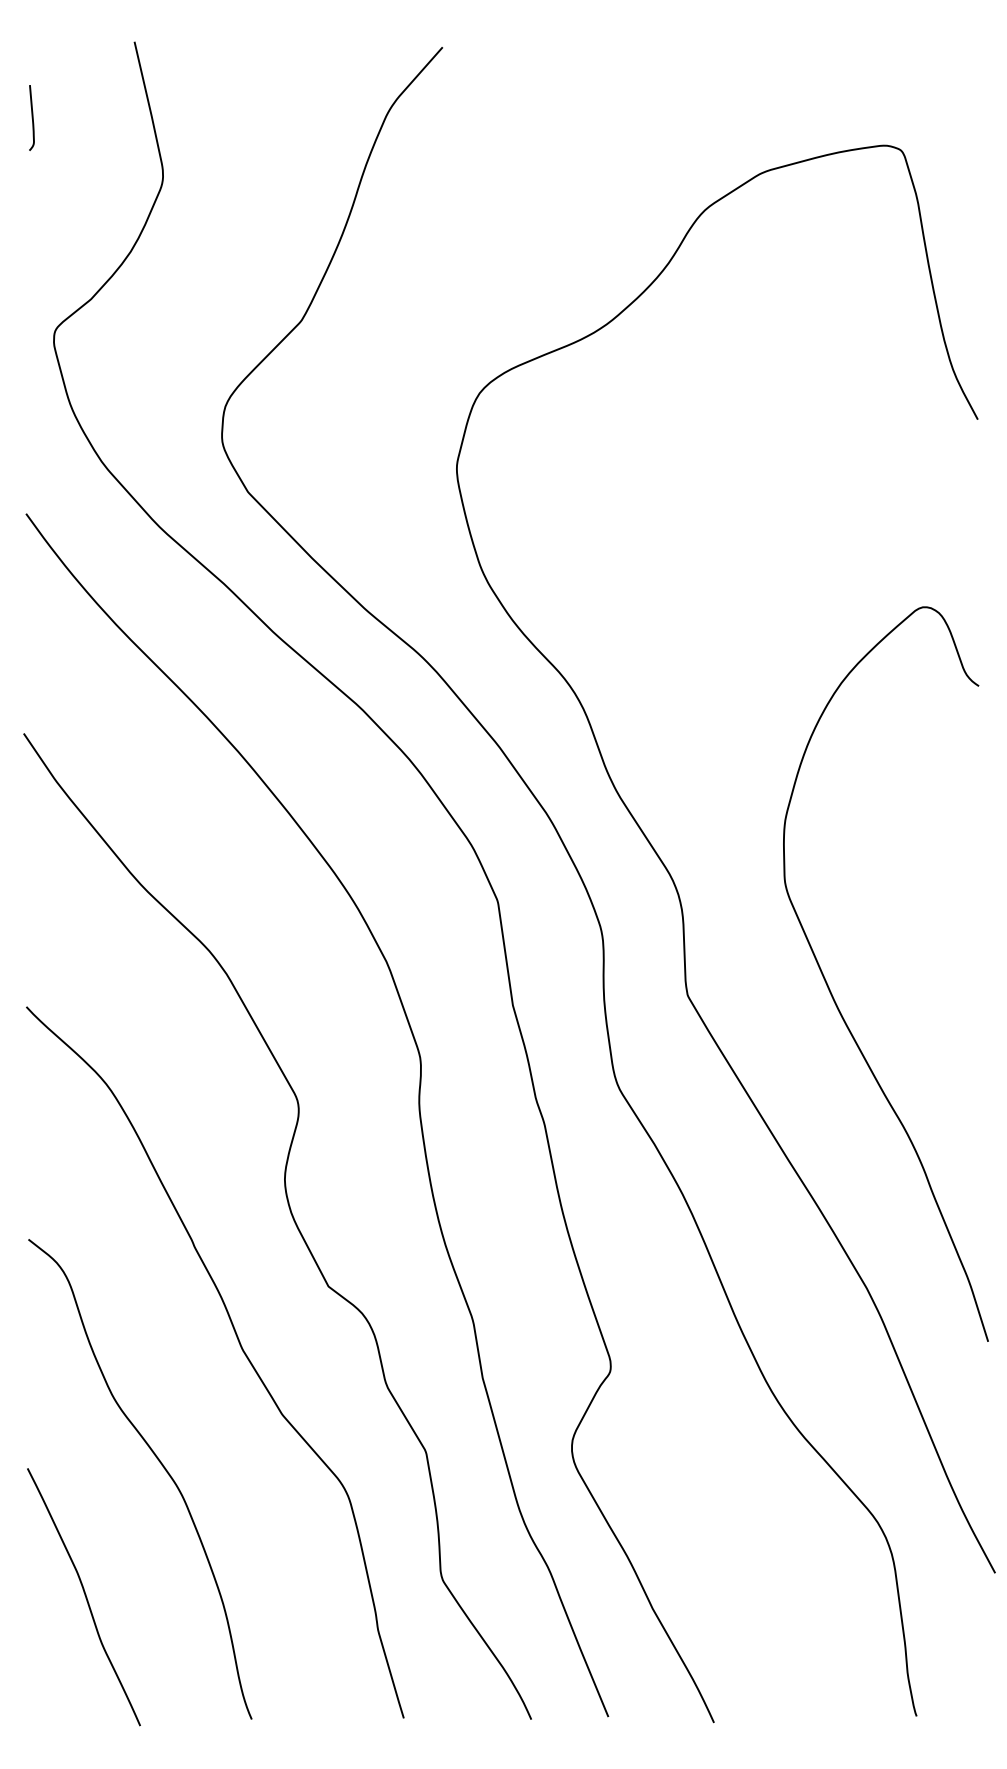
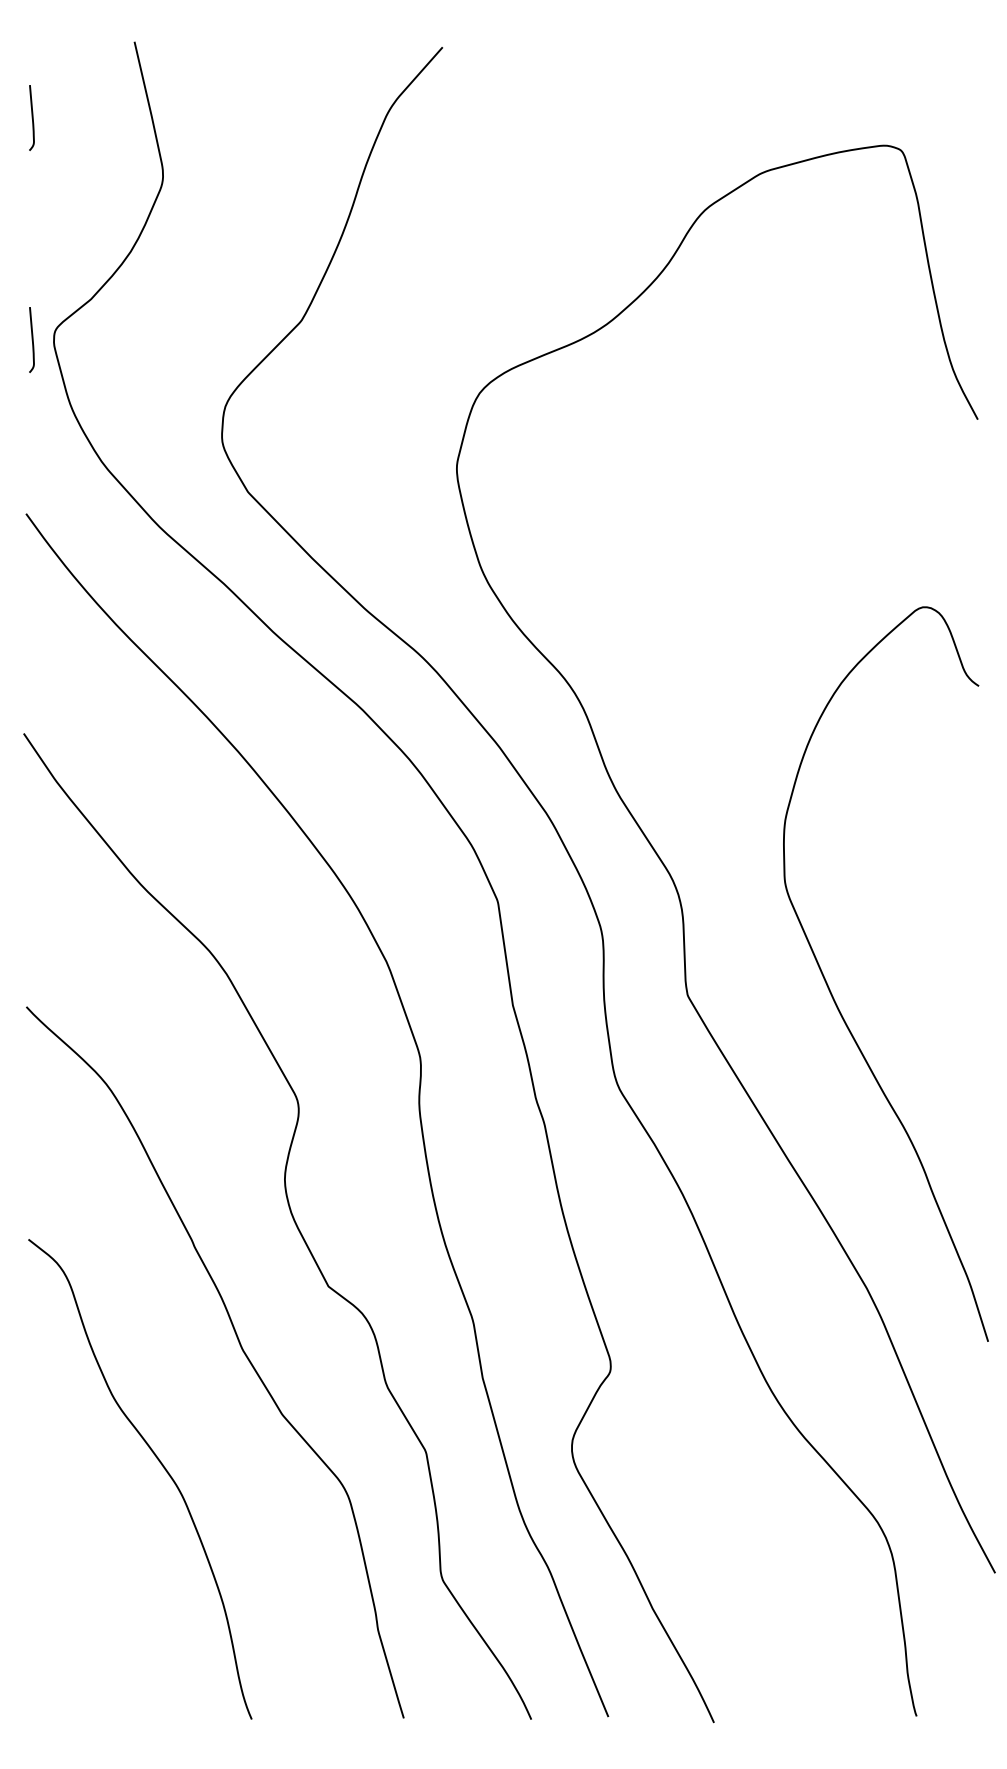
curve: none -> present (31, 339)
curve: present -> none (85, 1597)
